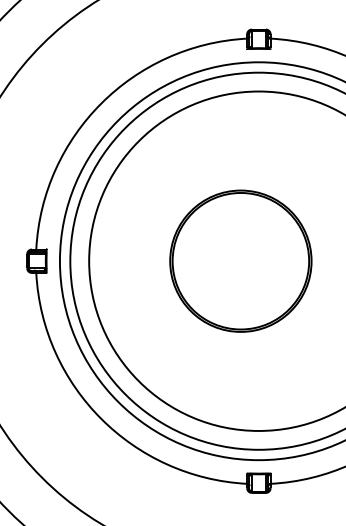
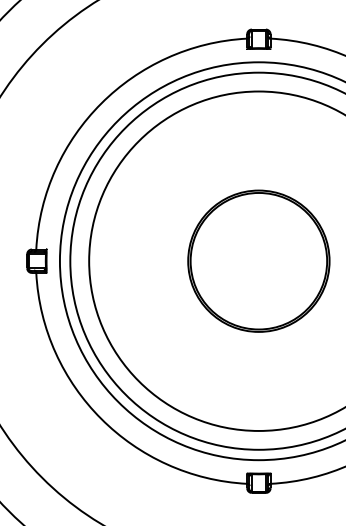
part position: (240, 260) -> (258, 260) (258, 260)
